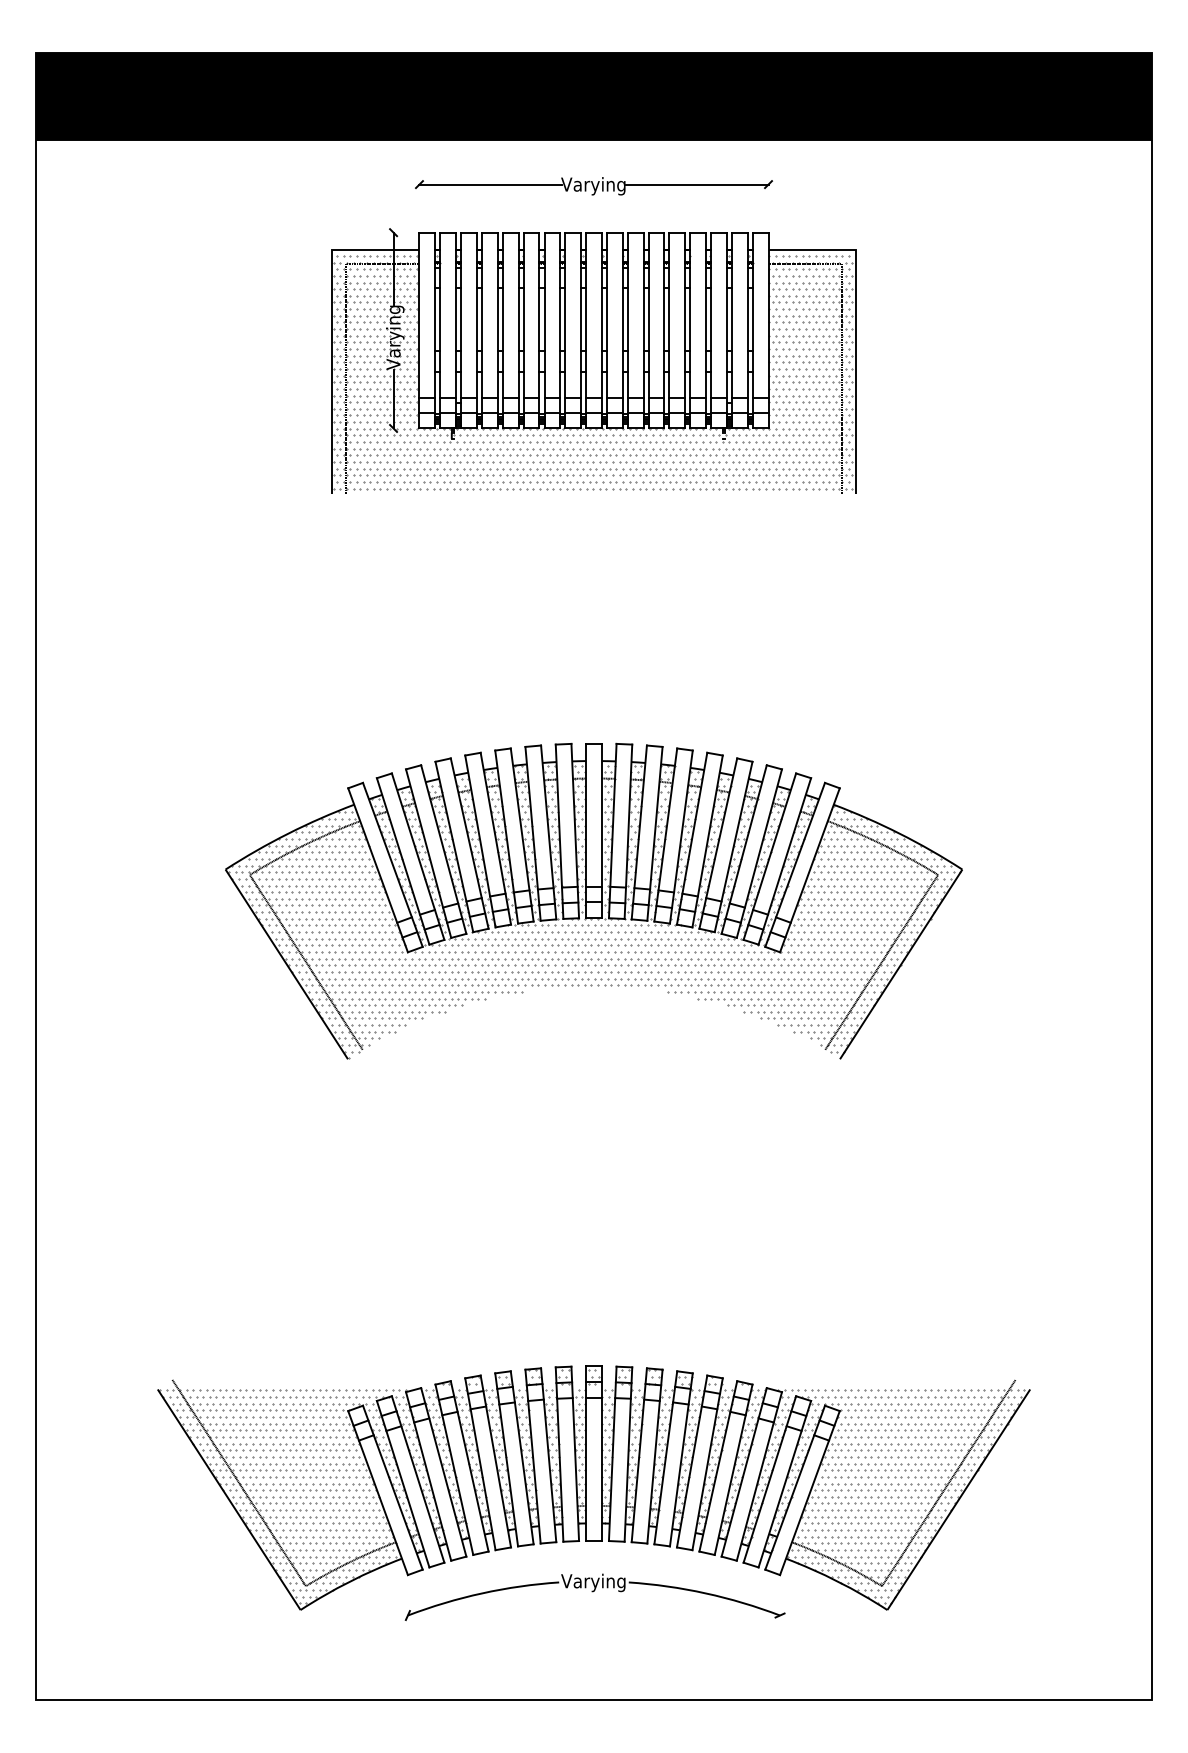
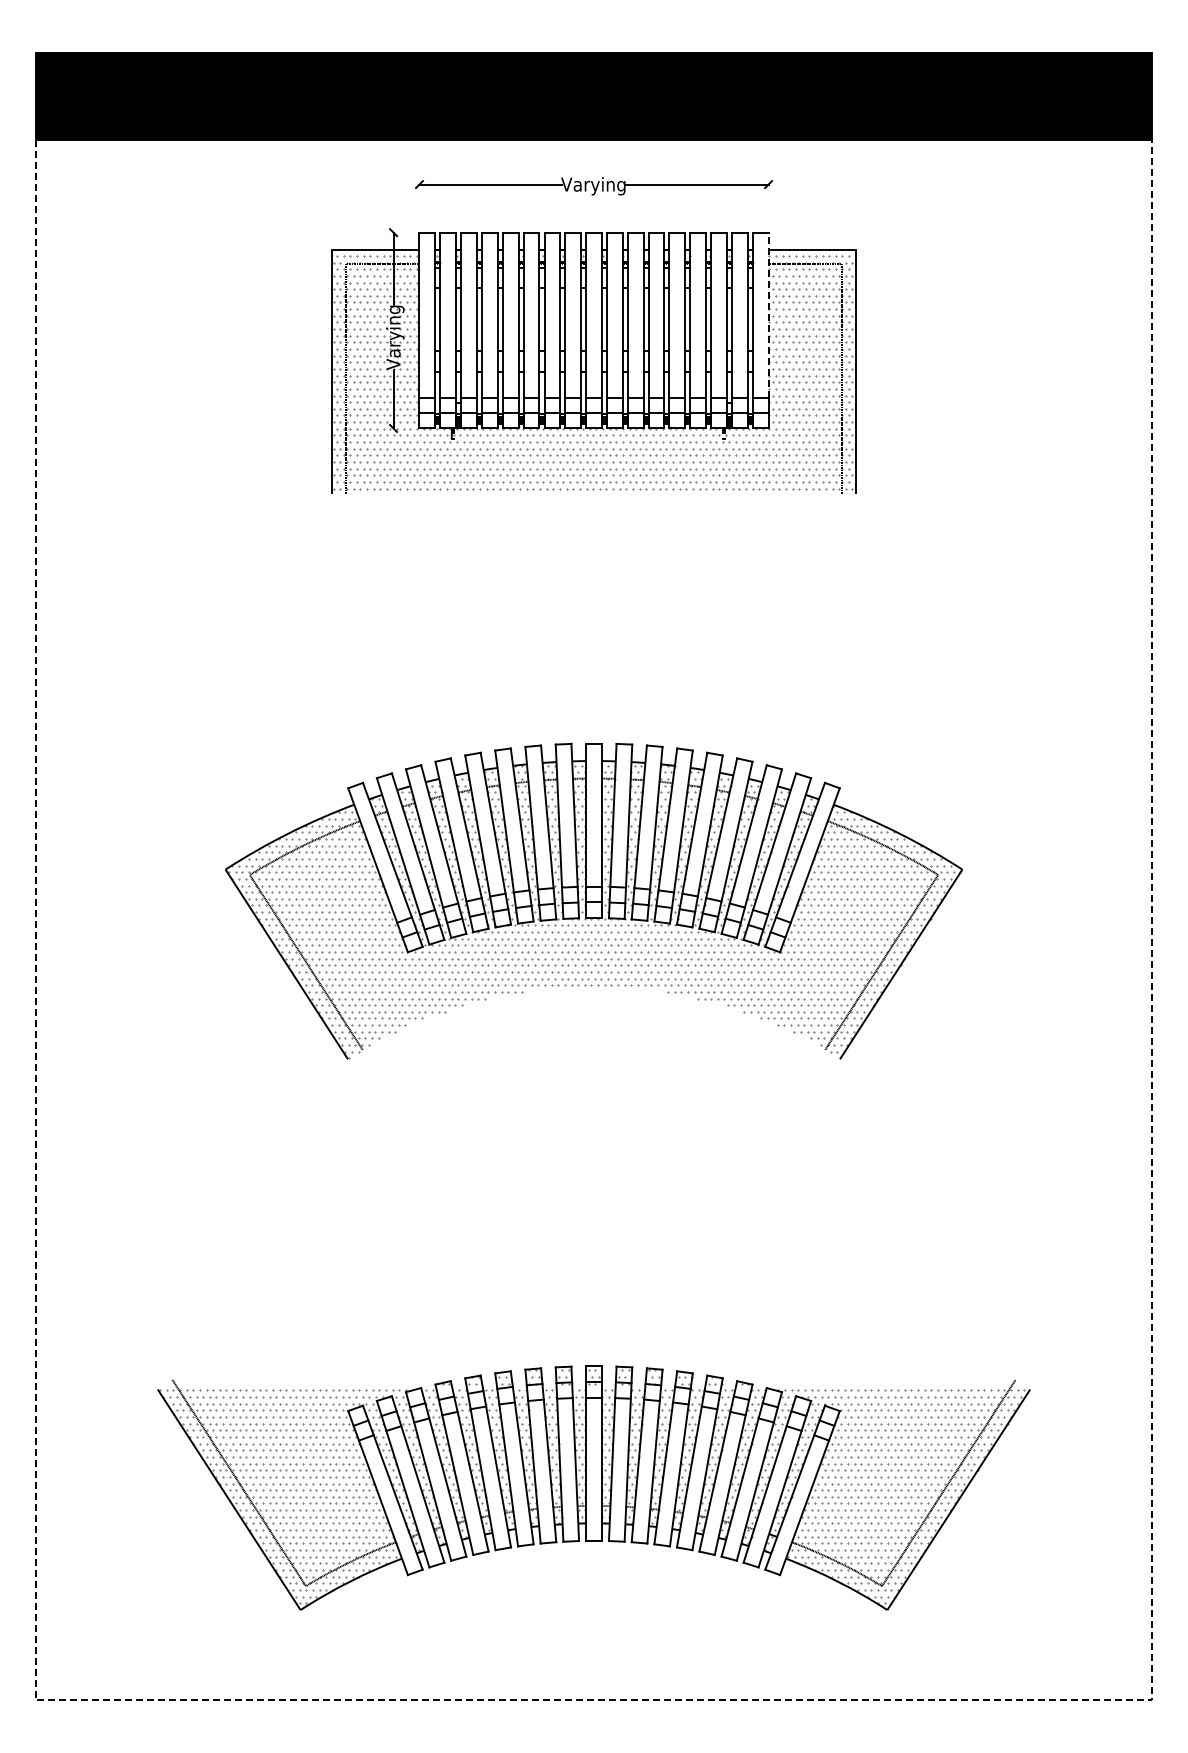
line: solid -> dashed (768, 315)
part: present -> none (594, 1596)
line: solid -> dashed (594, 1700)
